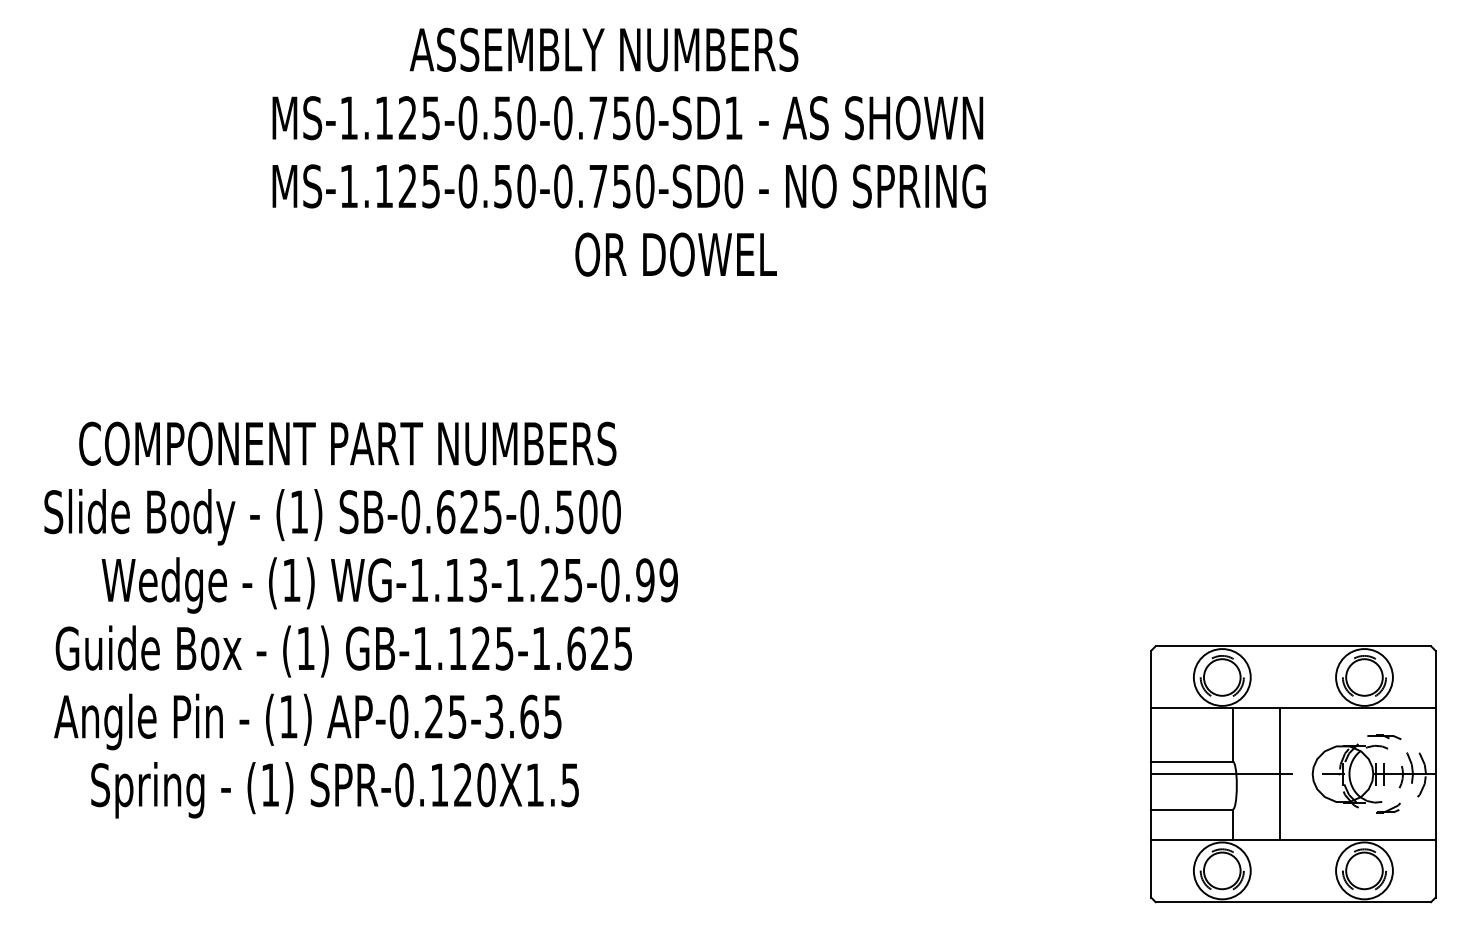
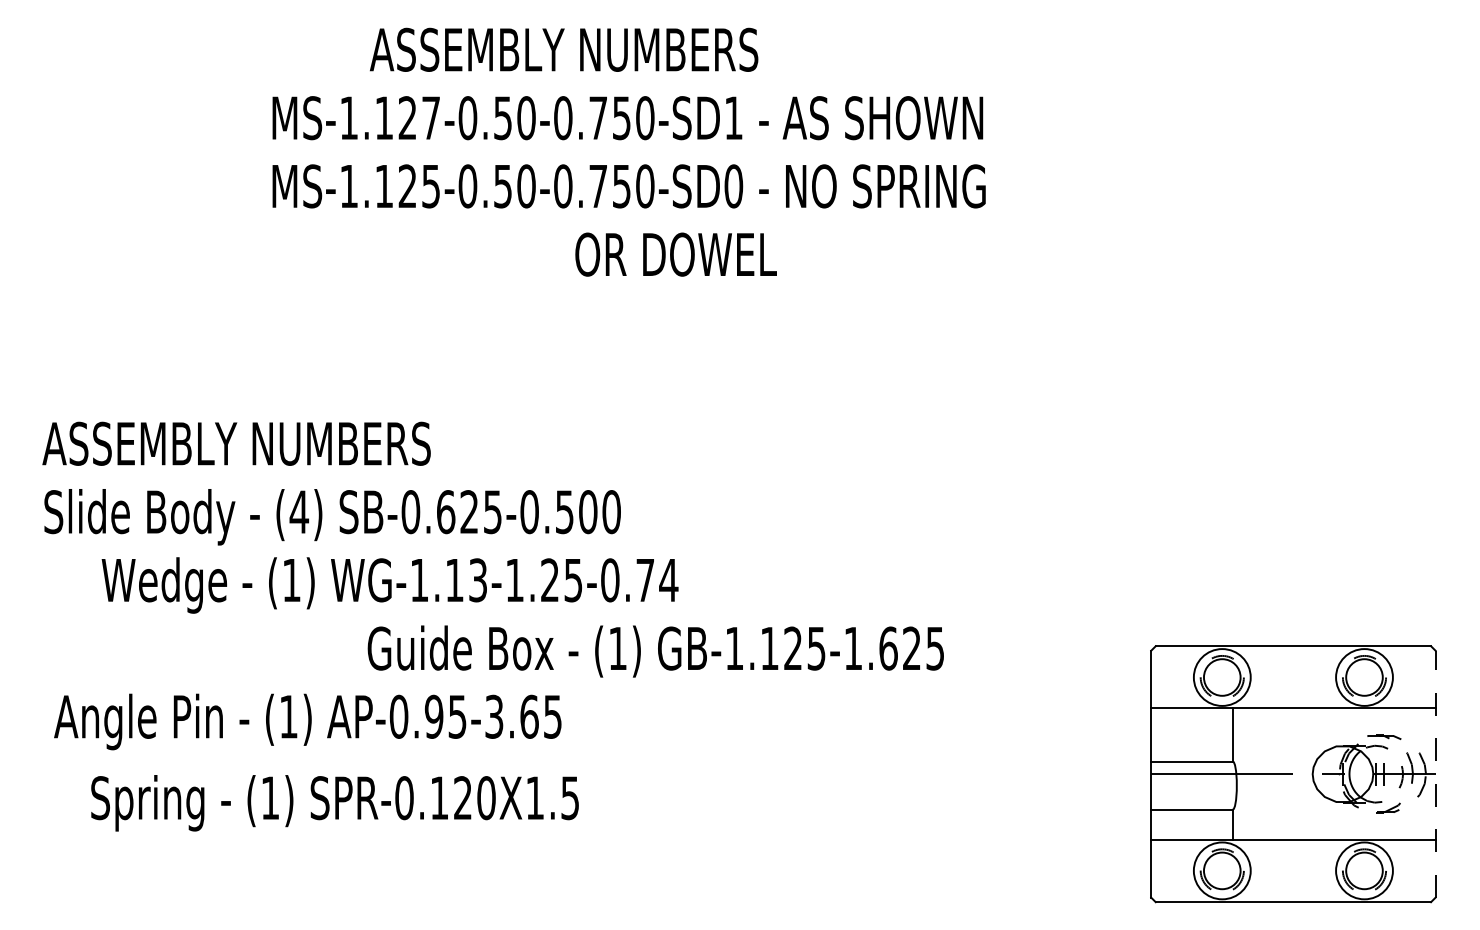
text position: (604, 49) -> (564, 49) (564, 49)
text: MS-1.125-0.50-0.750-SD1 -> MS-1.127-0.50-0.750-SD1 (430, 118)
text: COMPONENT PART NUMBERS -> ASSEMBLY NUMBERS (329, 443)
text: (1) -> (4) (299, 511)
text: WG-1.13-1.25-0.99 -> WG-1.13-1.25-0.74 (657, 580)
text position: (343, 651) -> (655, 651) (655, 651)
text: AP-0.25-3.65 -> AP-0.95-3.65 (433, 716)
line: solid -> dashed (1435, 773)
line: present -> none (1279, 774)
text position: (334, 790) -> (334, 803) (334, 803)
